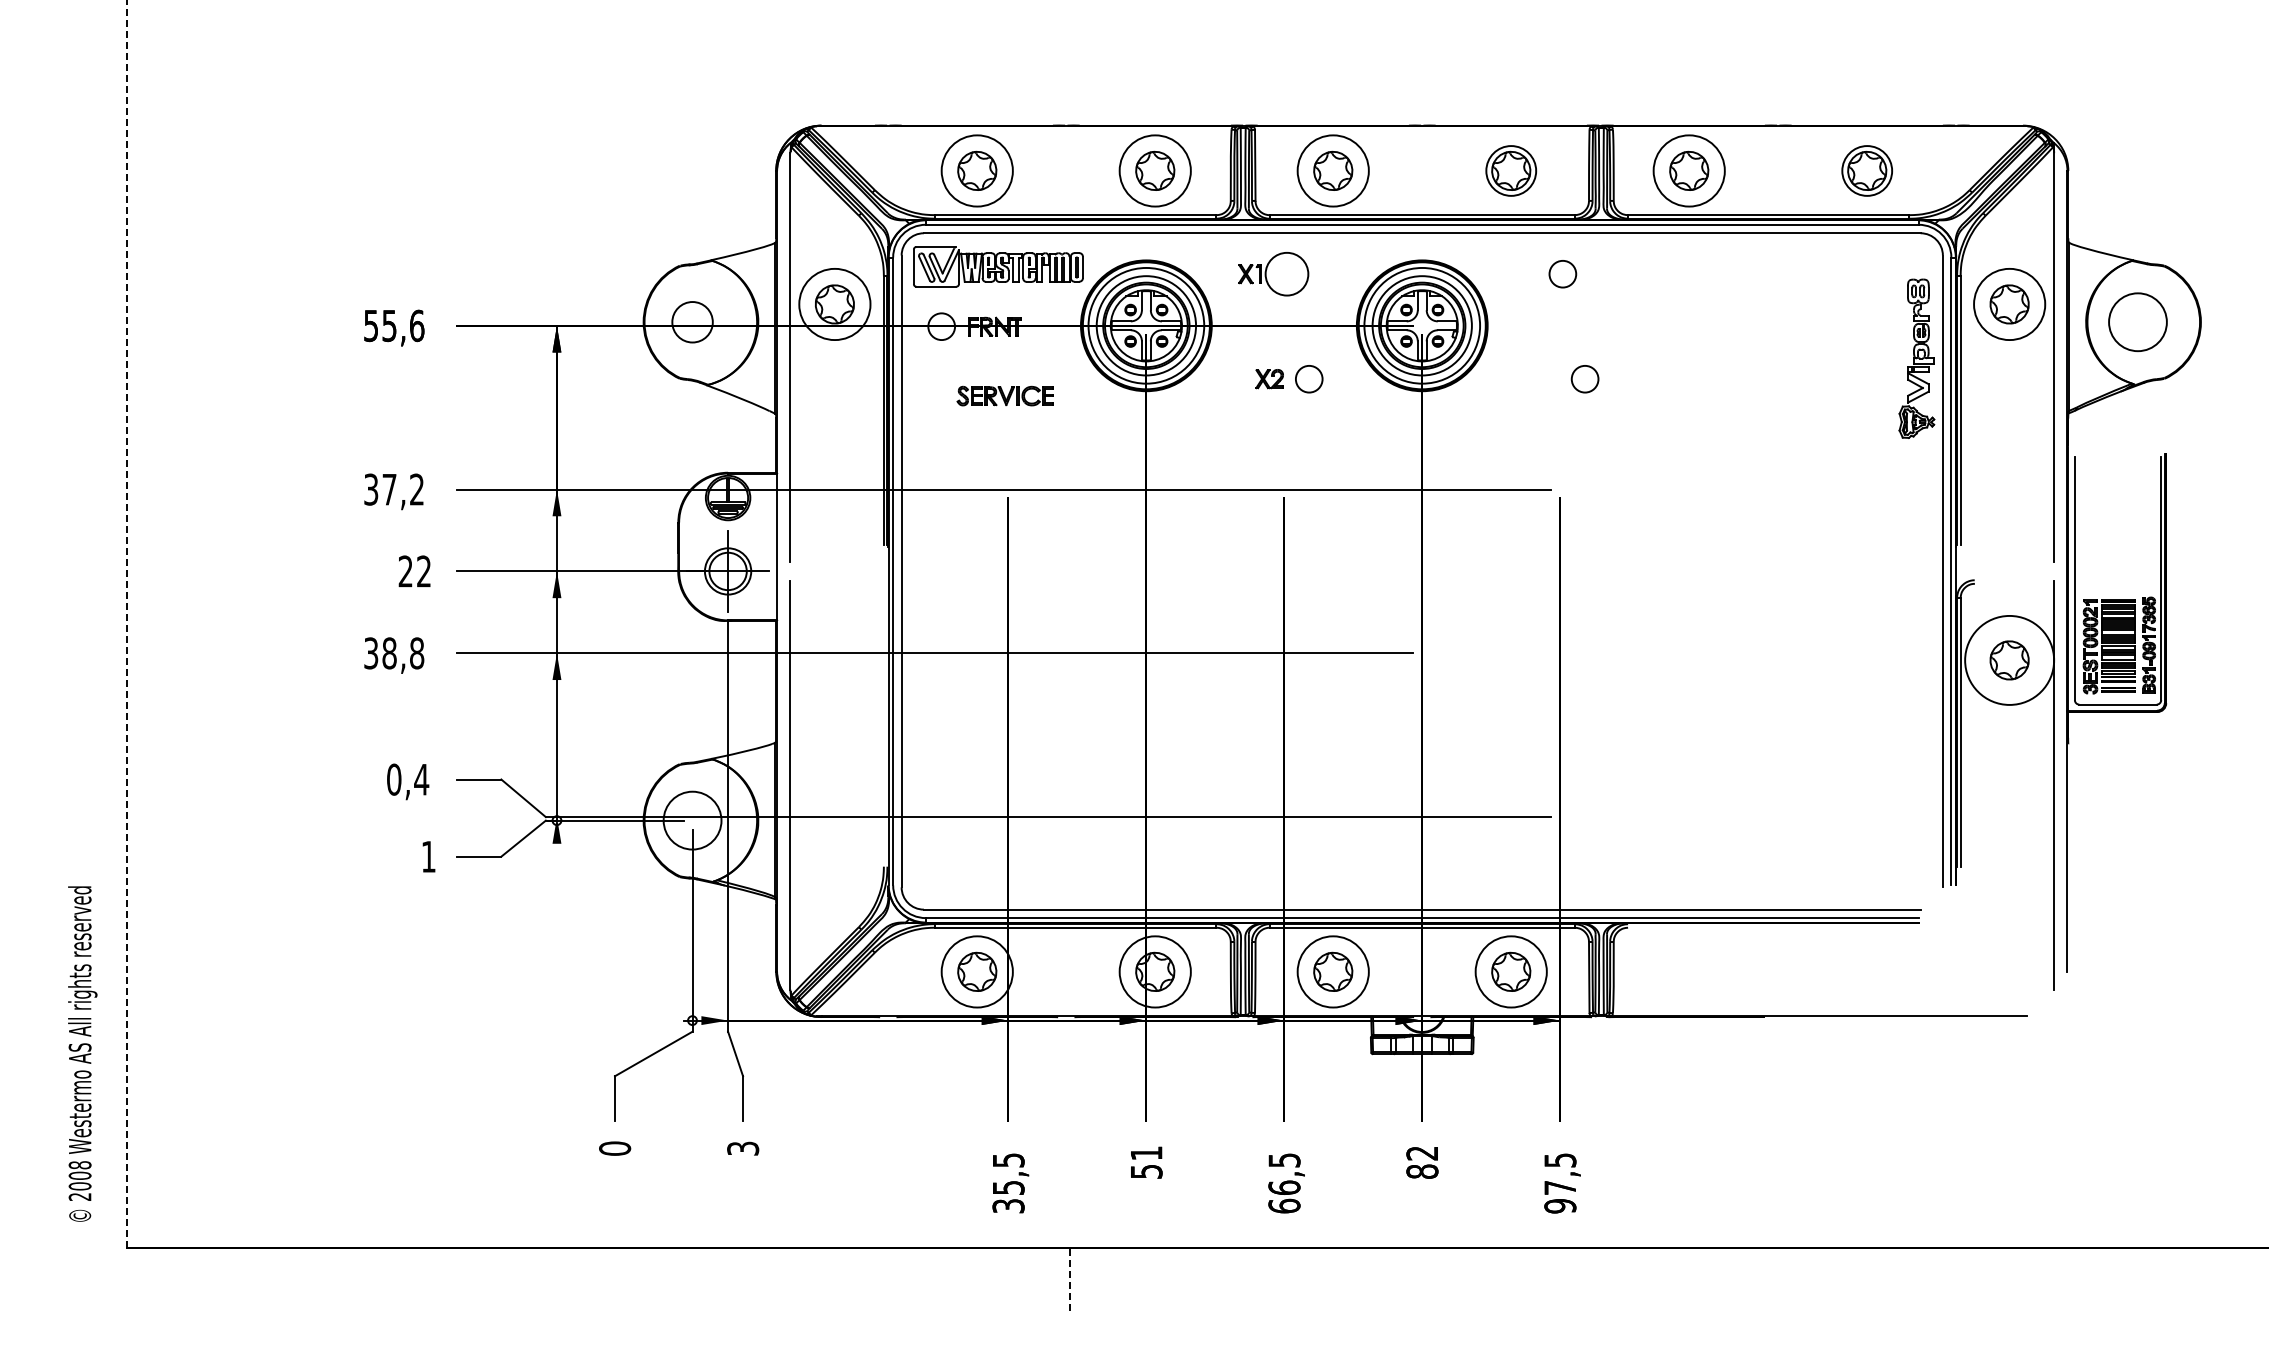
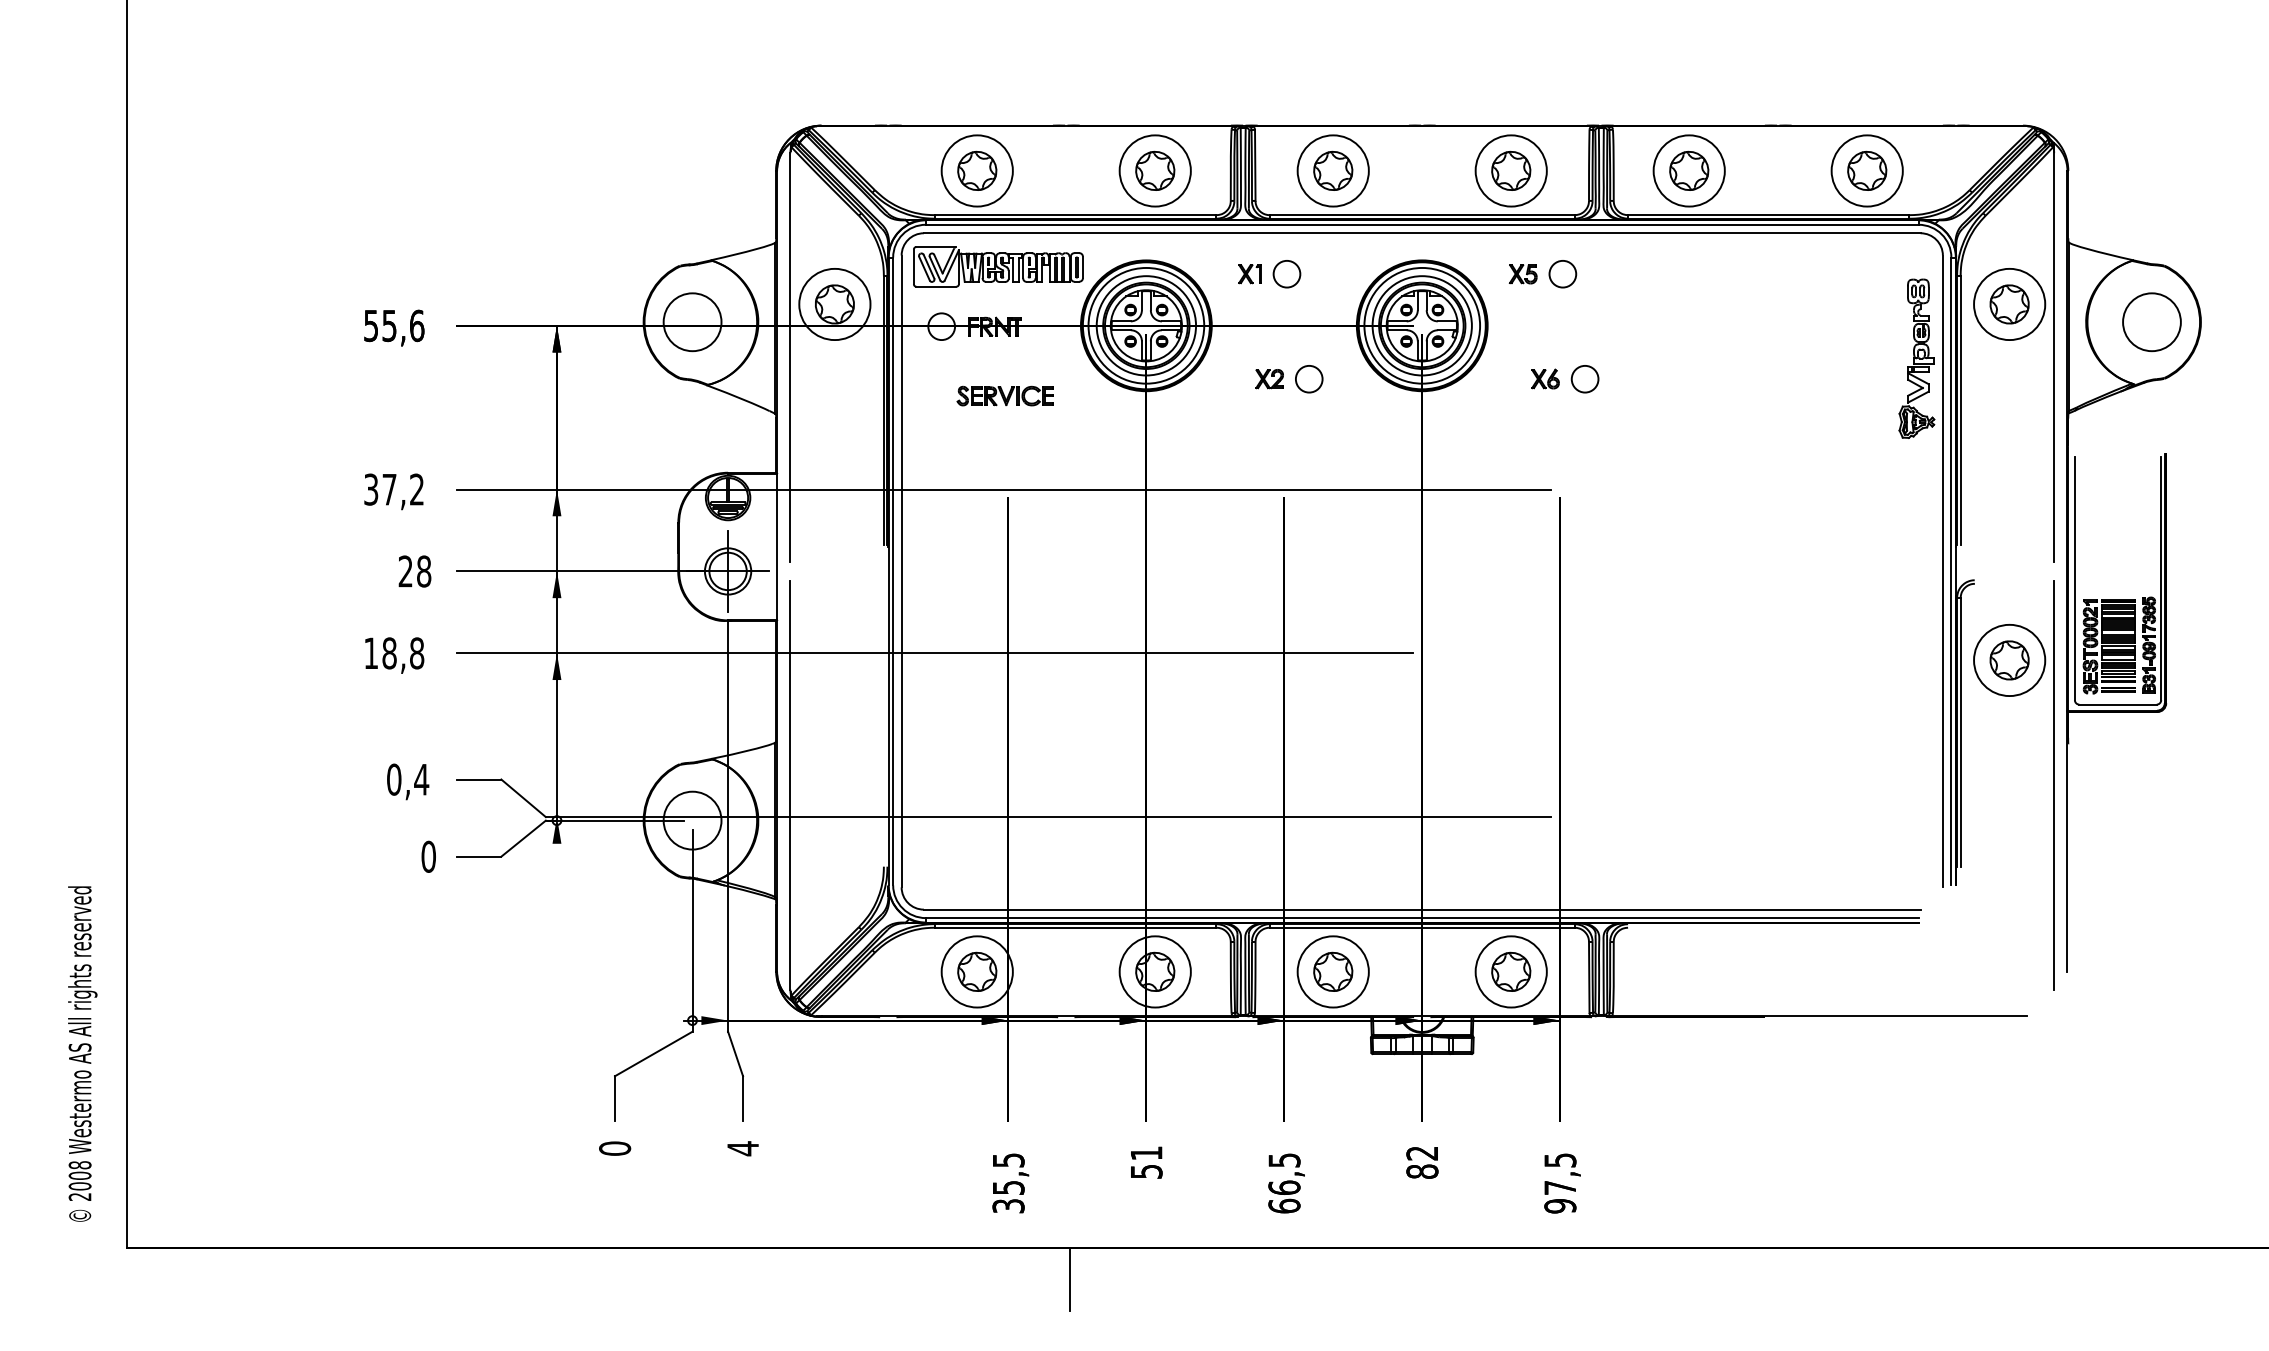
circle diameter: 50 px -> 71 px (1510, 170)
circle diameter: 50 px -> 71 px (1866, 170)
circle diameter: 43 px -> 27 px (1286, 273)
part: none -> present (1522, 274)
circle diameter: 40 px -> 58 px (692, 322)
circle position: (2137, 322) -> (2151, 322) (2151, 322)
part: none -> present (1545, 378)
text: 22 -> 28 (424, 571)
line: dashed -> solid (126, 624)
text: 38,8 -> 18,8 (371, 653)
circle diameter: 89 px -> 71 px (2009, 660)
text: 1 -> 0 (428, 856)
text: 3 -> 4 (743, 1148)
line: dashed -> solid (1069, 1278)
